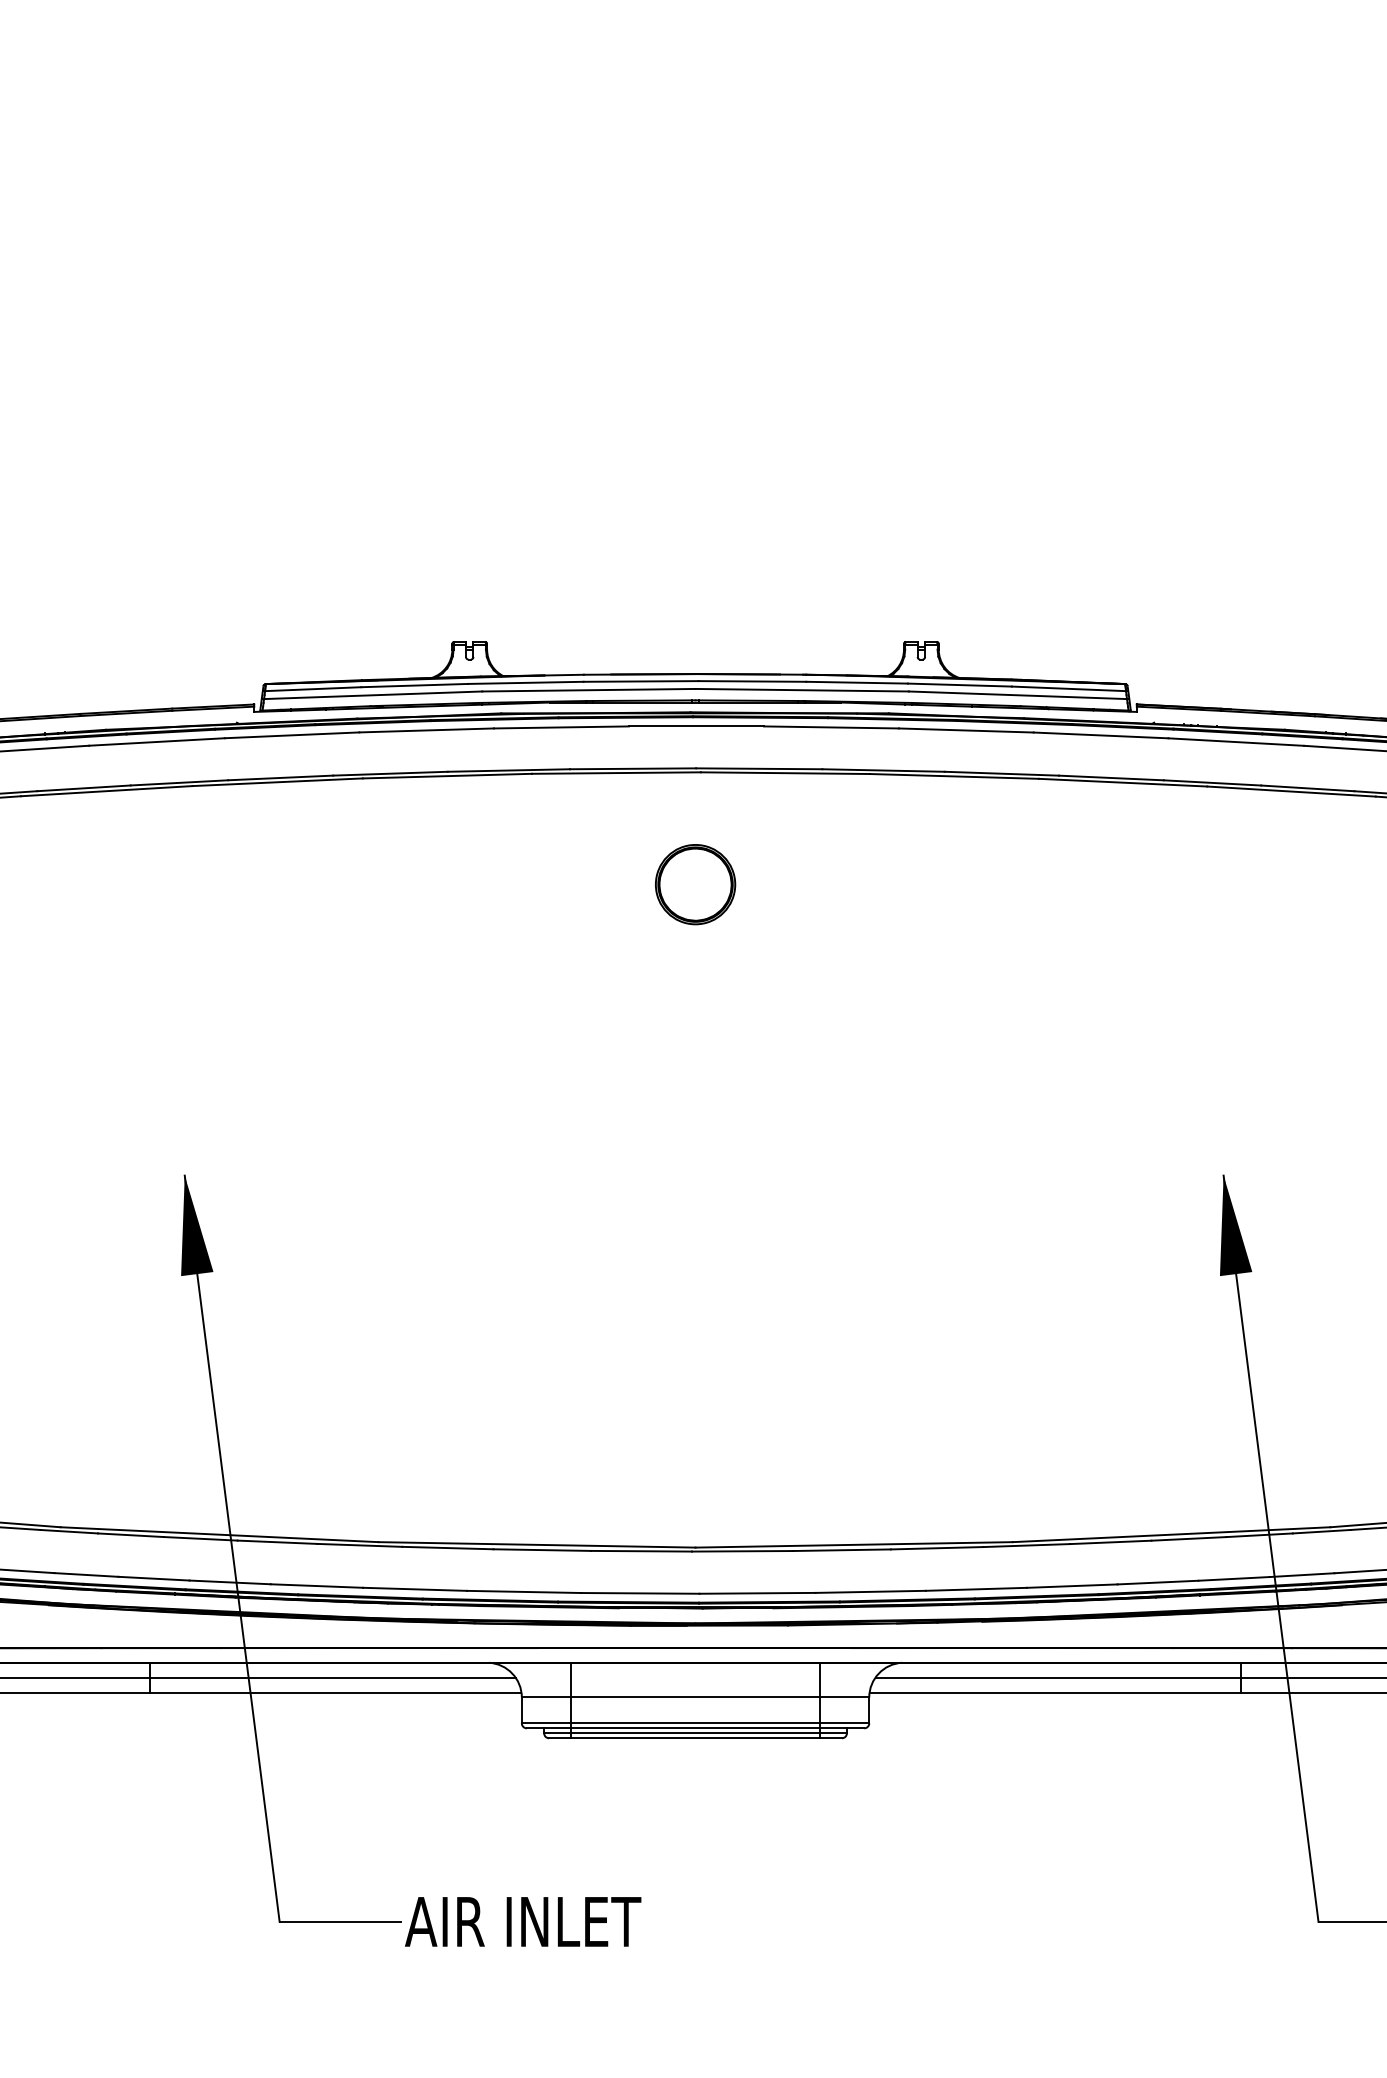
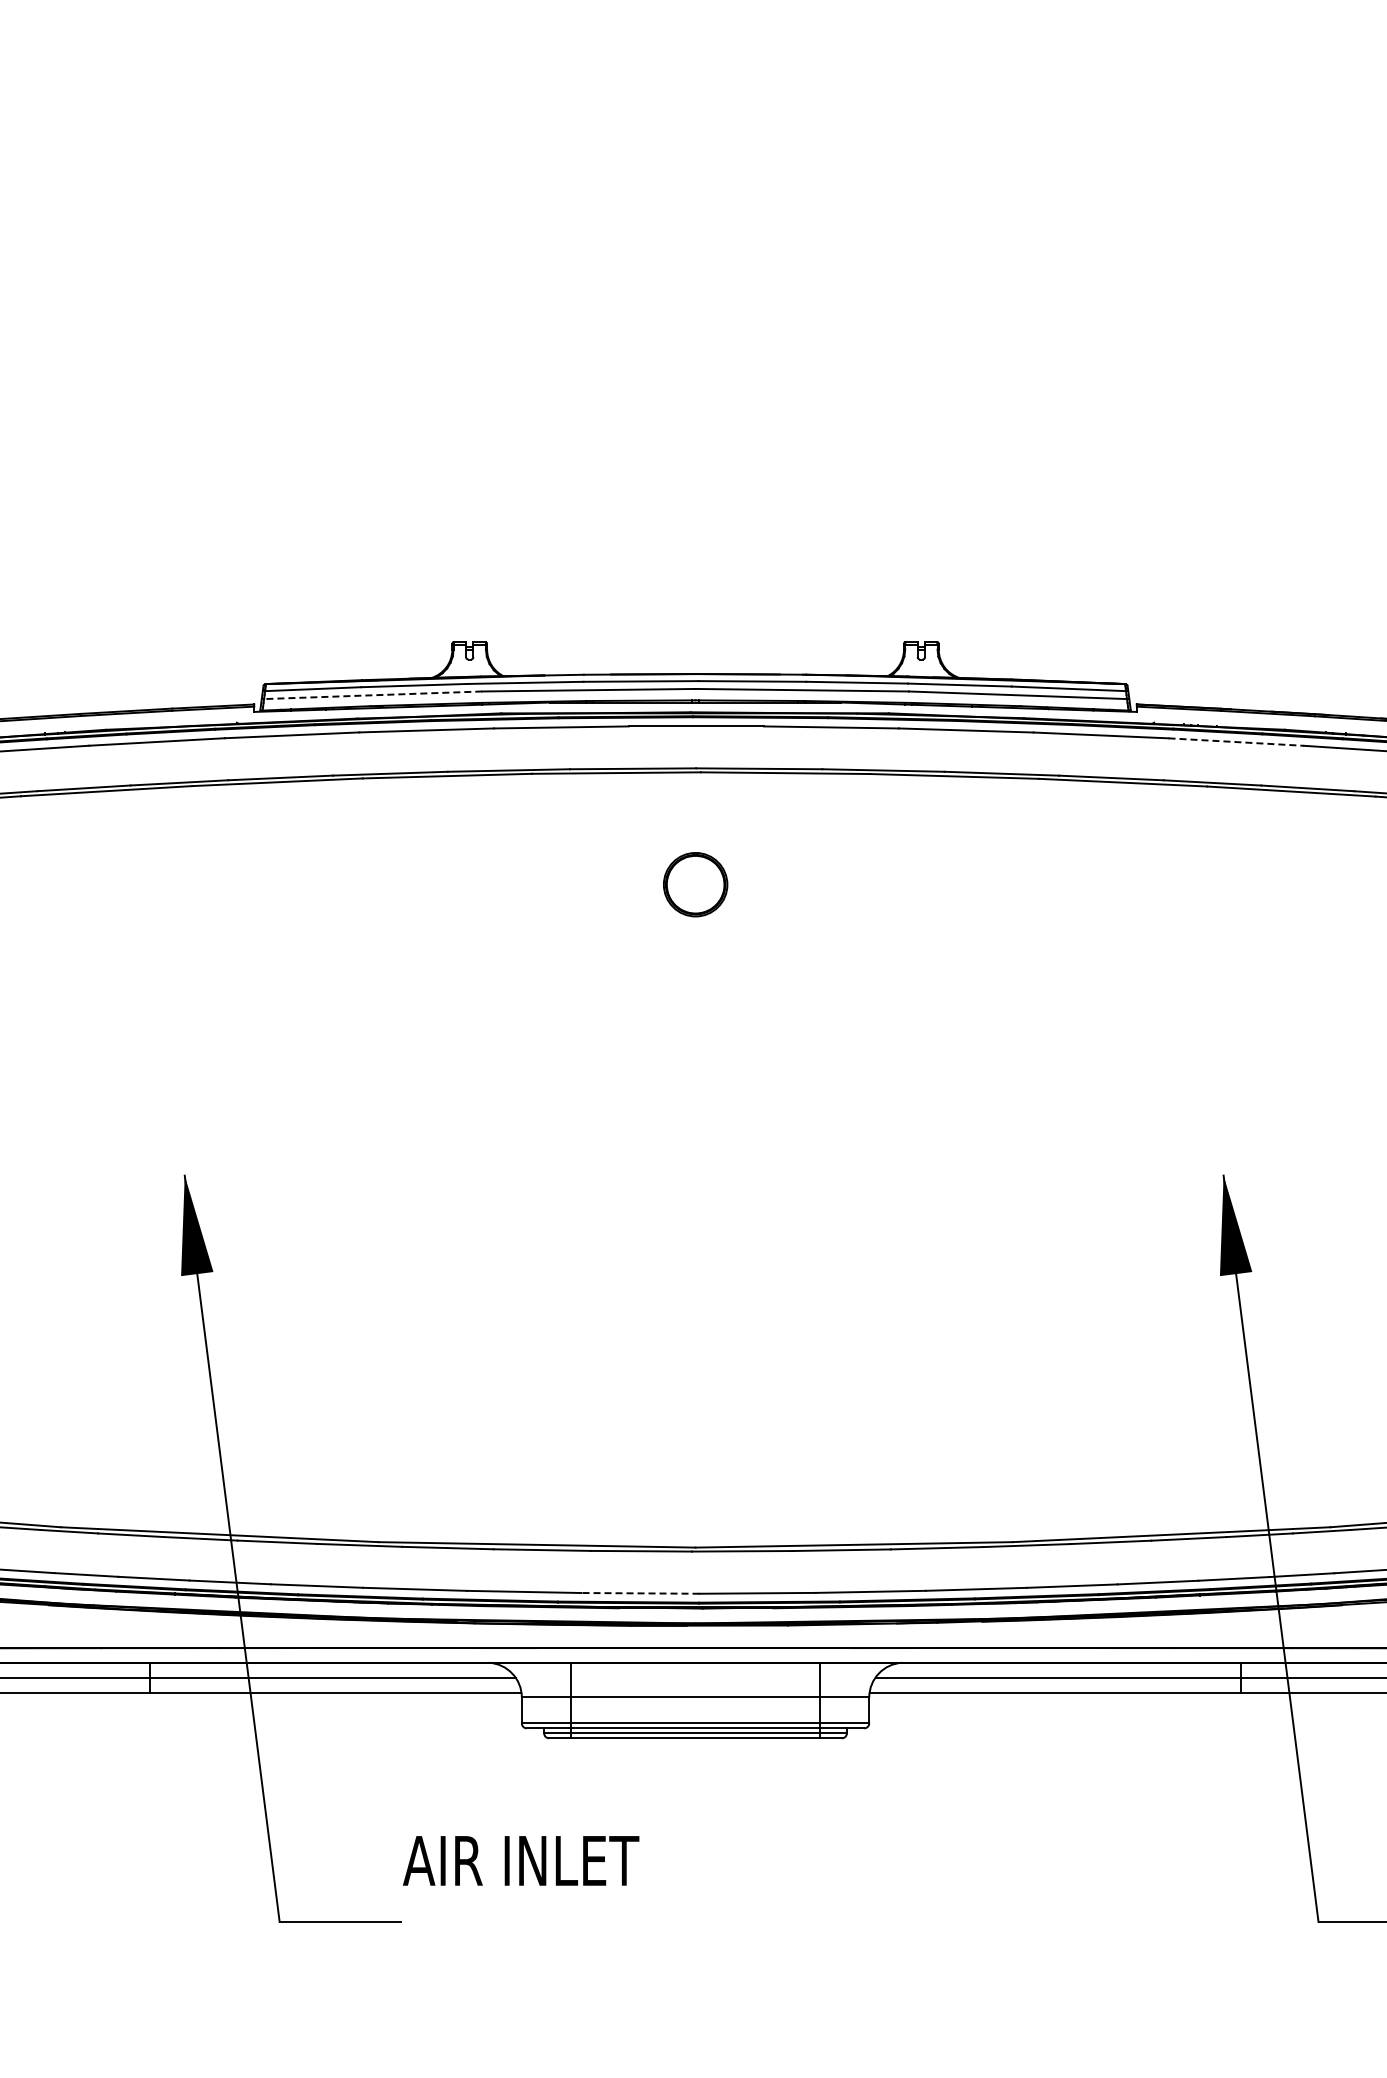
line: solid -> dashed (372, 695)
line: solid -> dashed (1236, 742)
part size: 82x82 px -> 66x66 px (695, 884)
line: solid -> dashed (639, 1593)
text position: (523, 1921) -> (521, 1860) (521, 1860)
